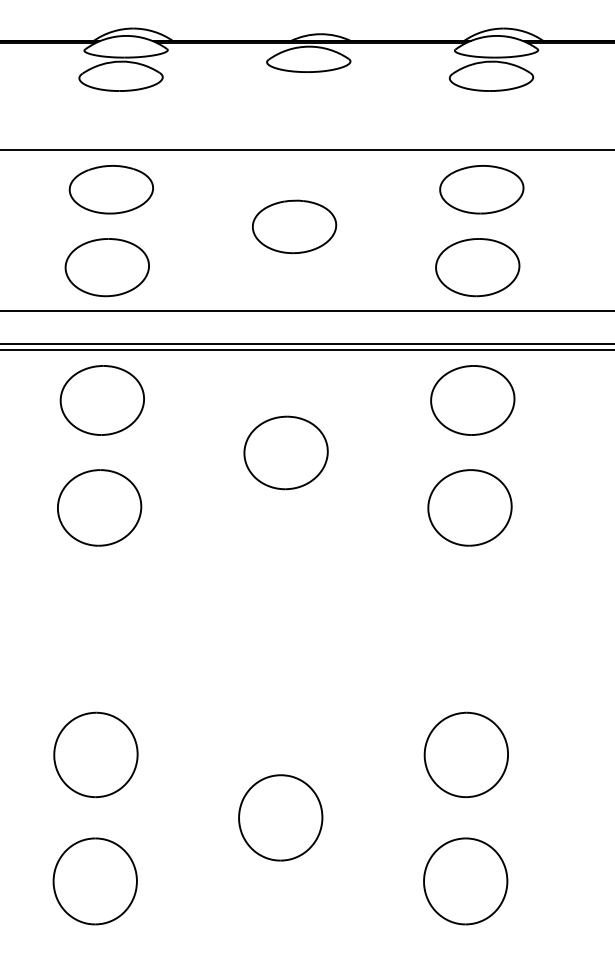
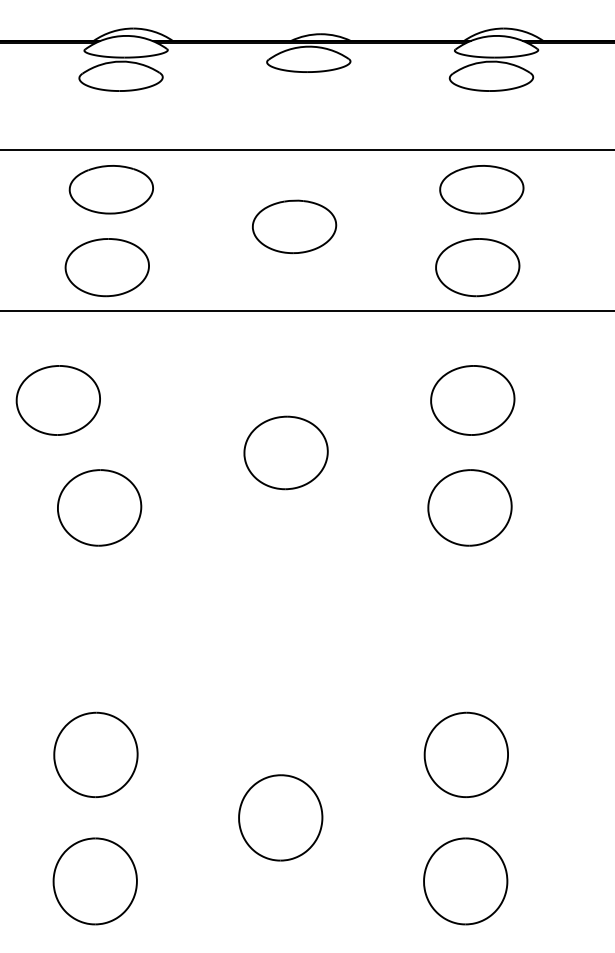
line: present -> none (306, 344)
line: present -> none (306, 350)
part position: (101, 400) -> (57, 400) (57, 400)
